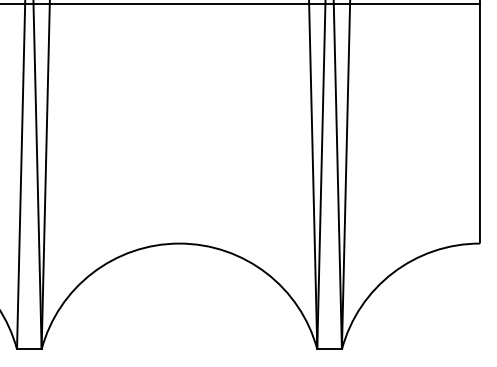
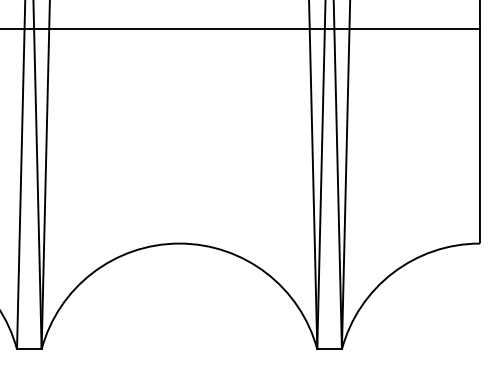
line position: (240, 4) -> (240, 29) (240, 29)
